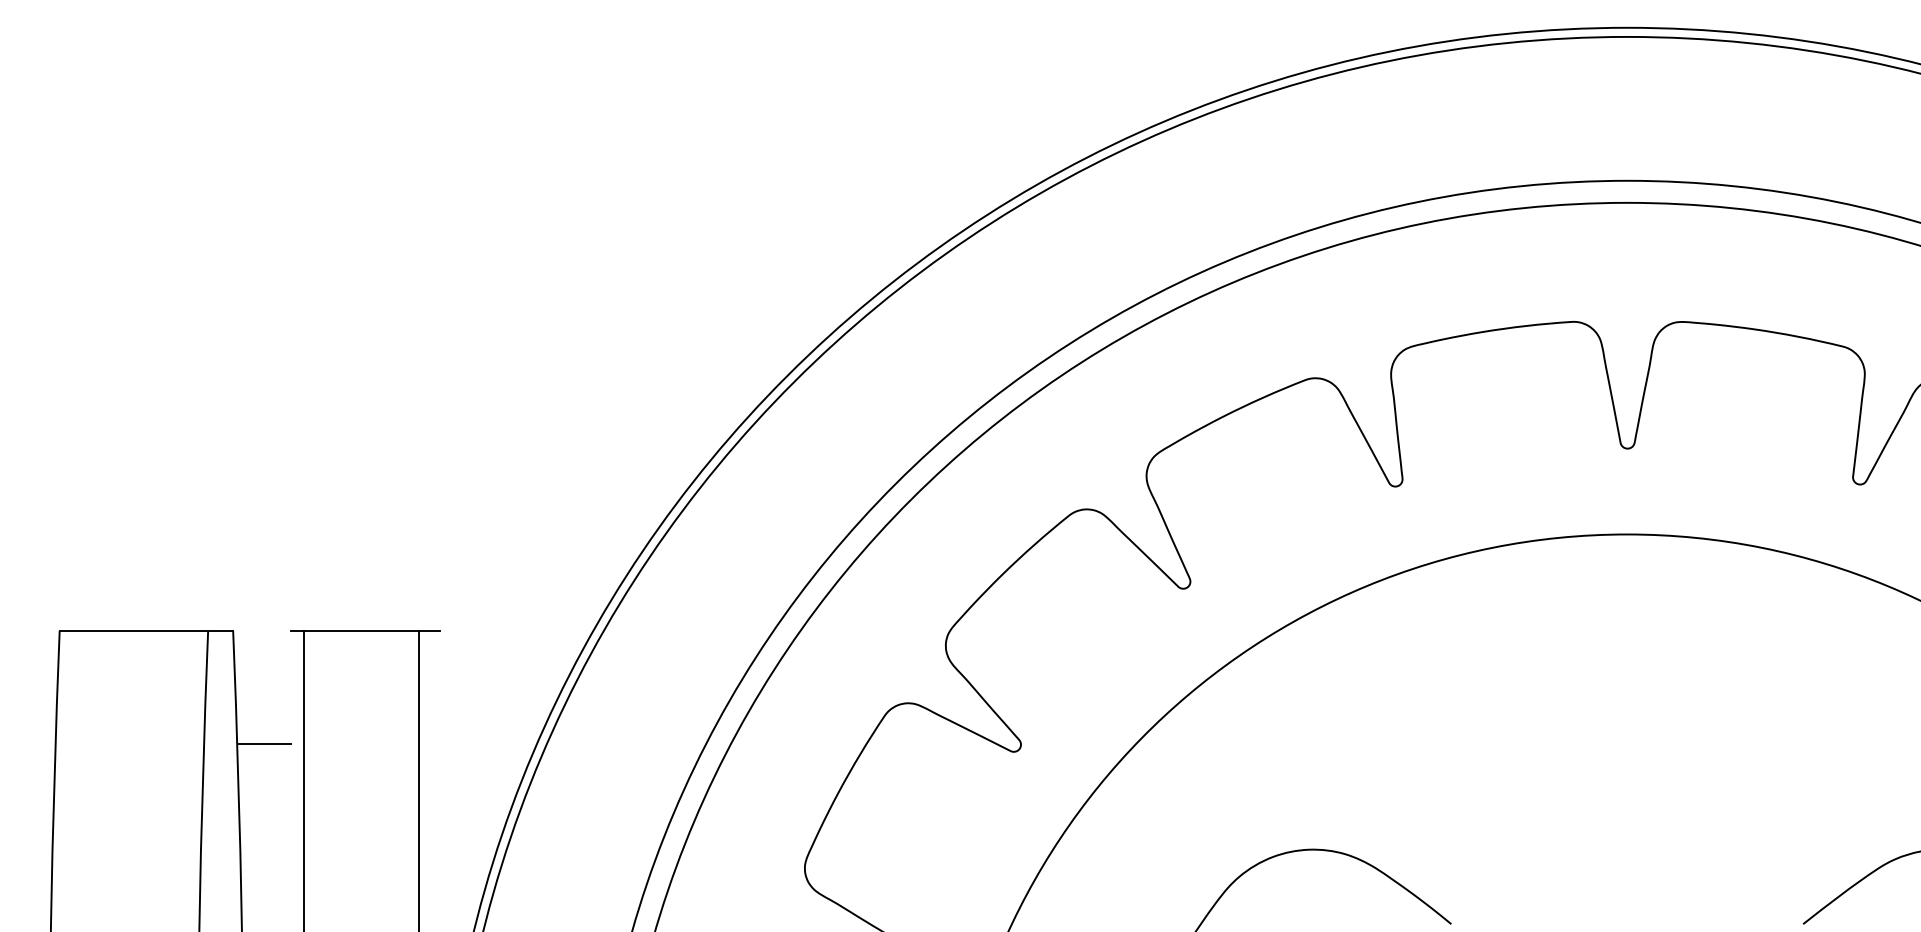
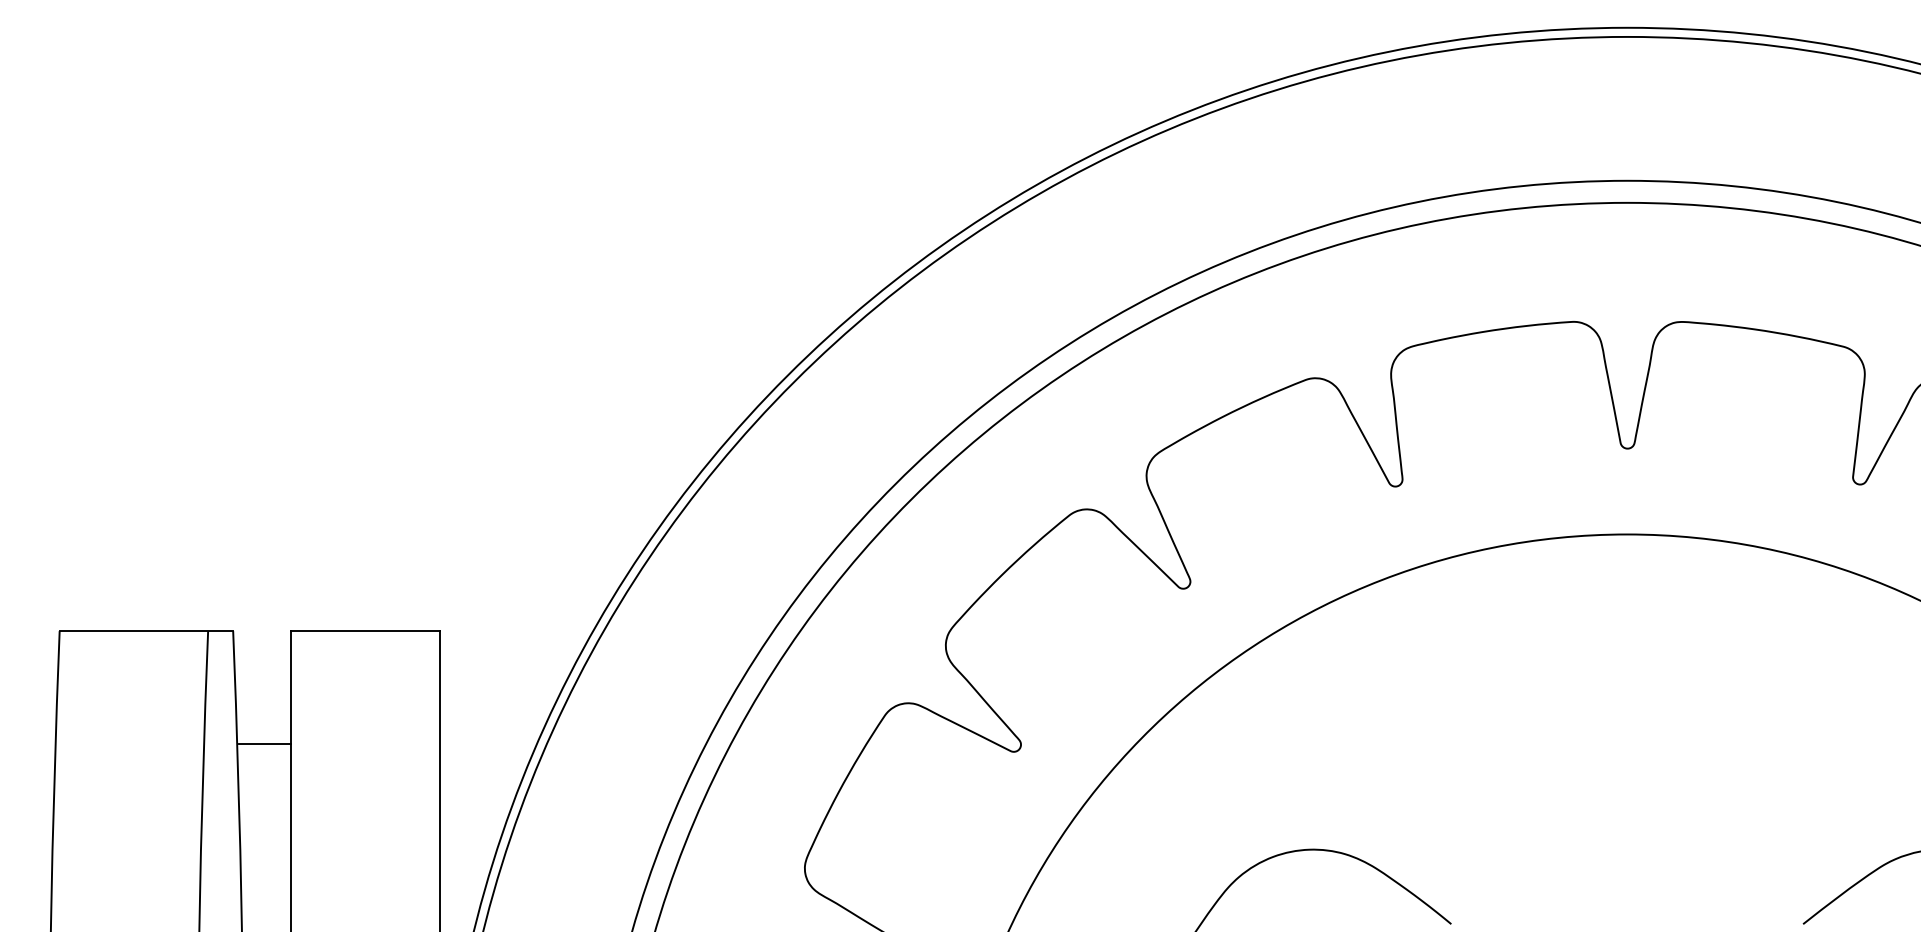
line position: (304, 779) -> (291, 779) (291, 779)
line position: (418, 779) -> (439, 779) (439, 779)
